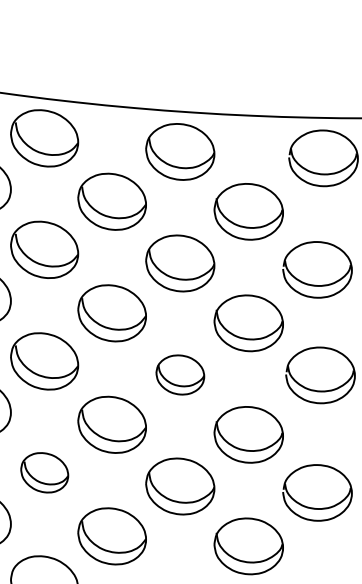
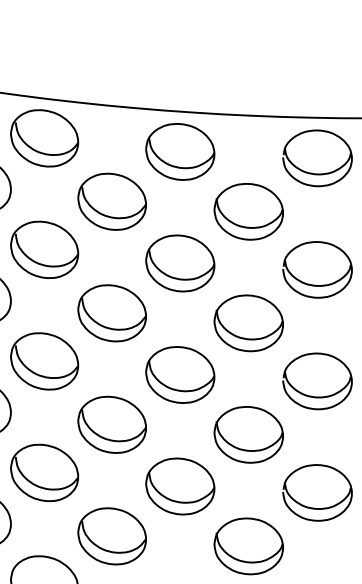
part position: (323, 158) -> (317, 158) (317, 158)
part size: 51x42 px -> 71x58 px (180, 374)
part position: (320, 375) -> (317, 381) (317, 381)
part size: 50x42 px -> 70x59 px (44, 472)
